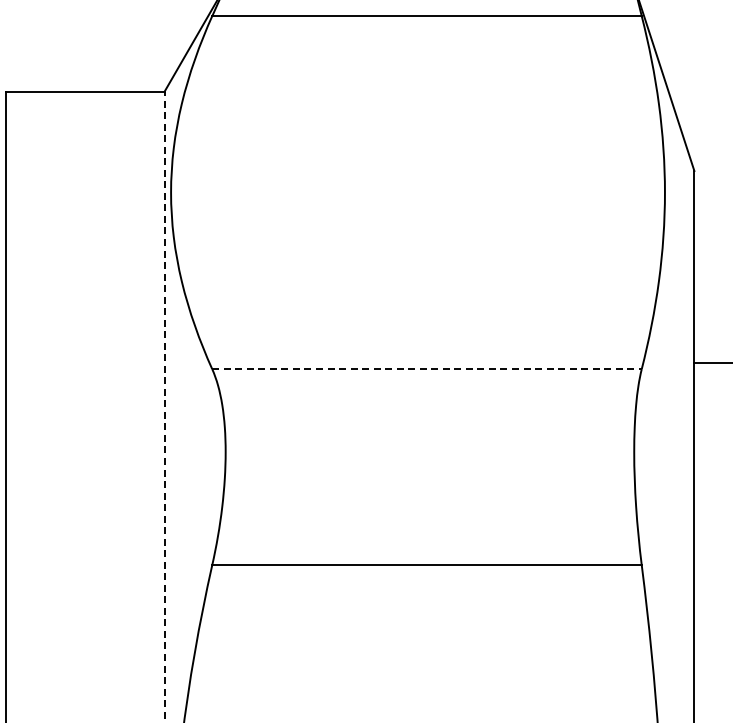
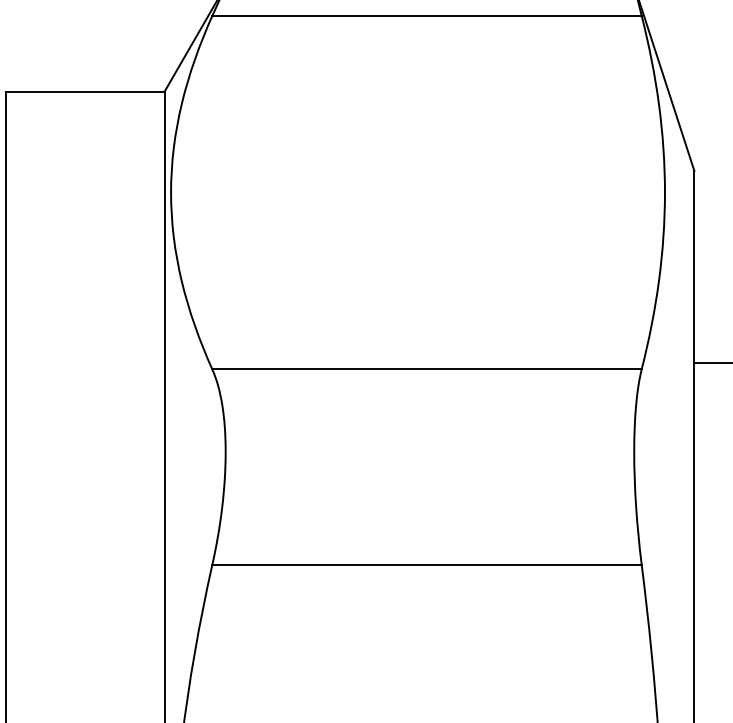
line: dashed -> solid (427, 369)
line: dashed -> solid (164, 406)
